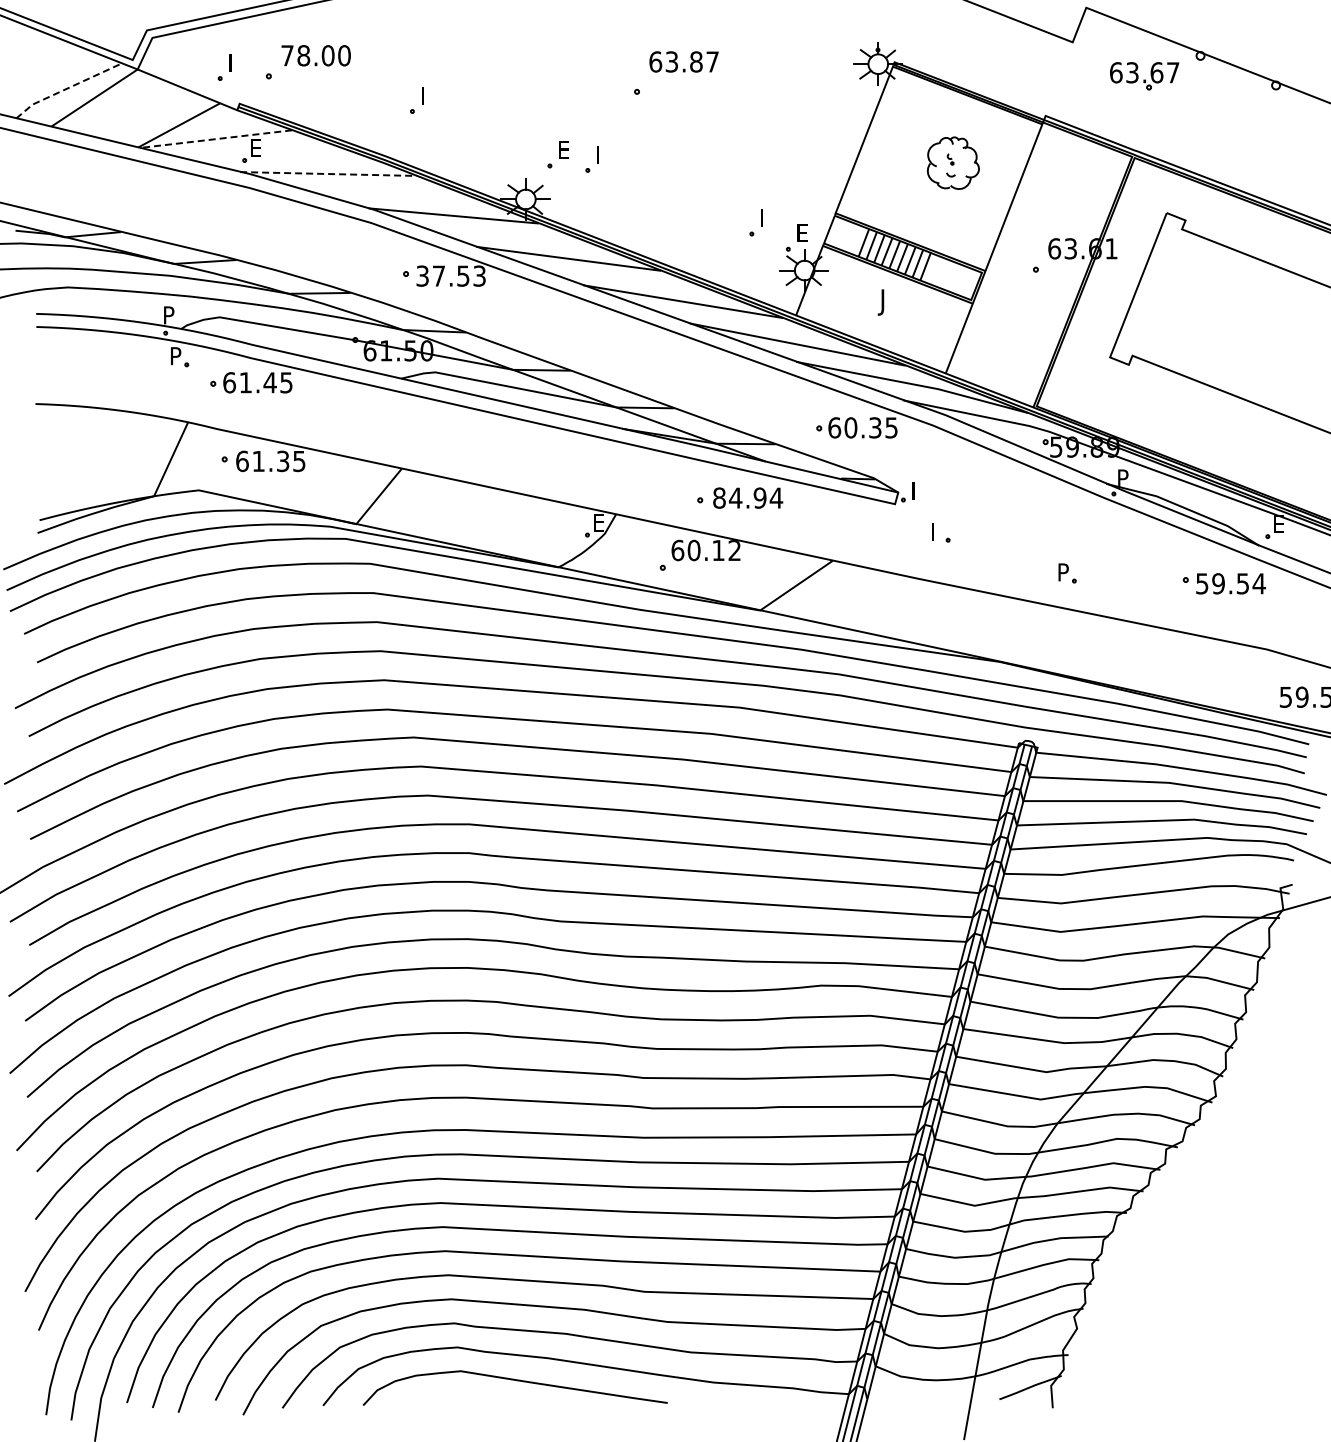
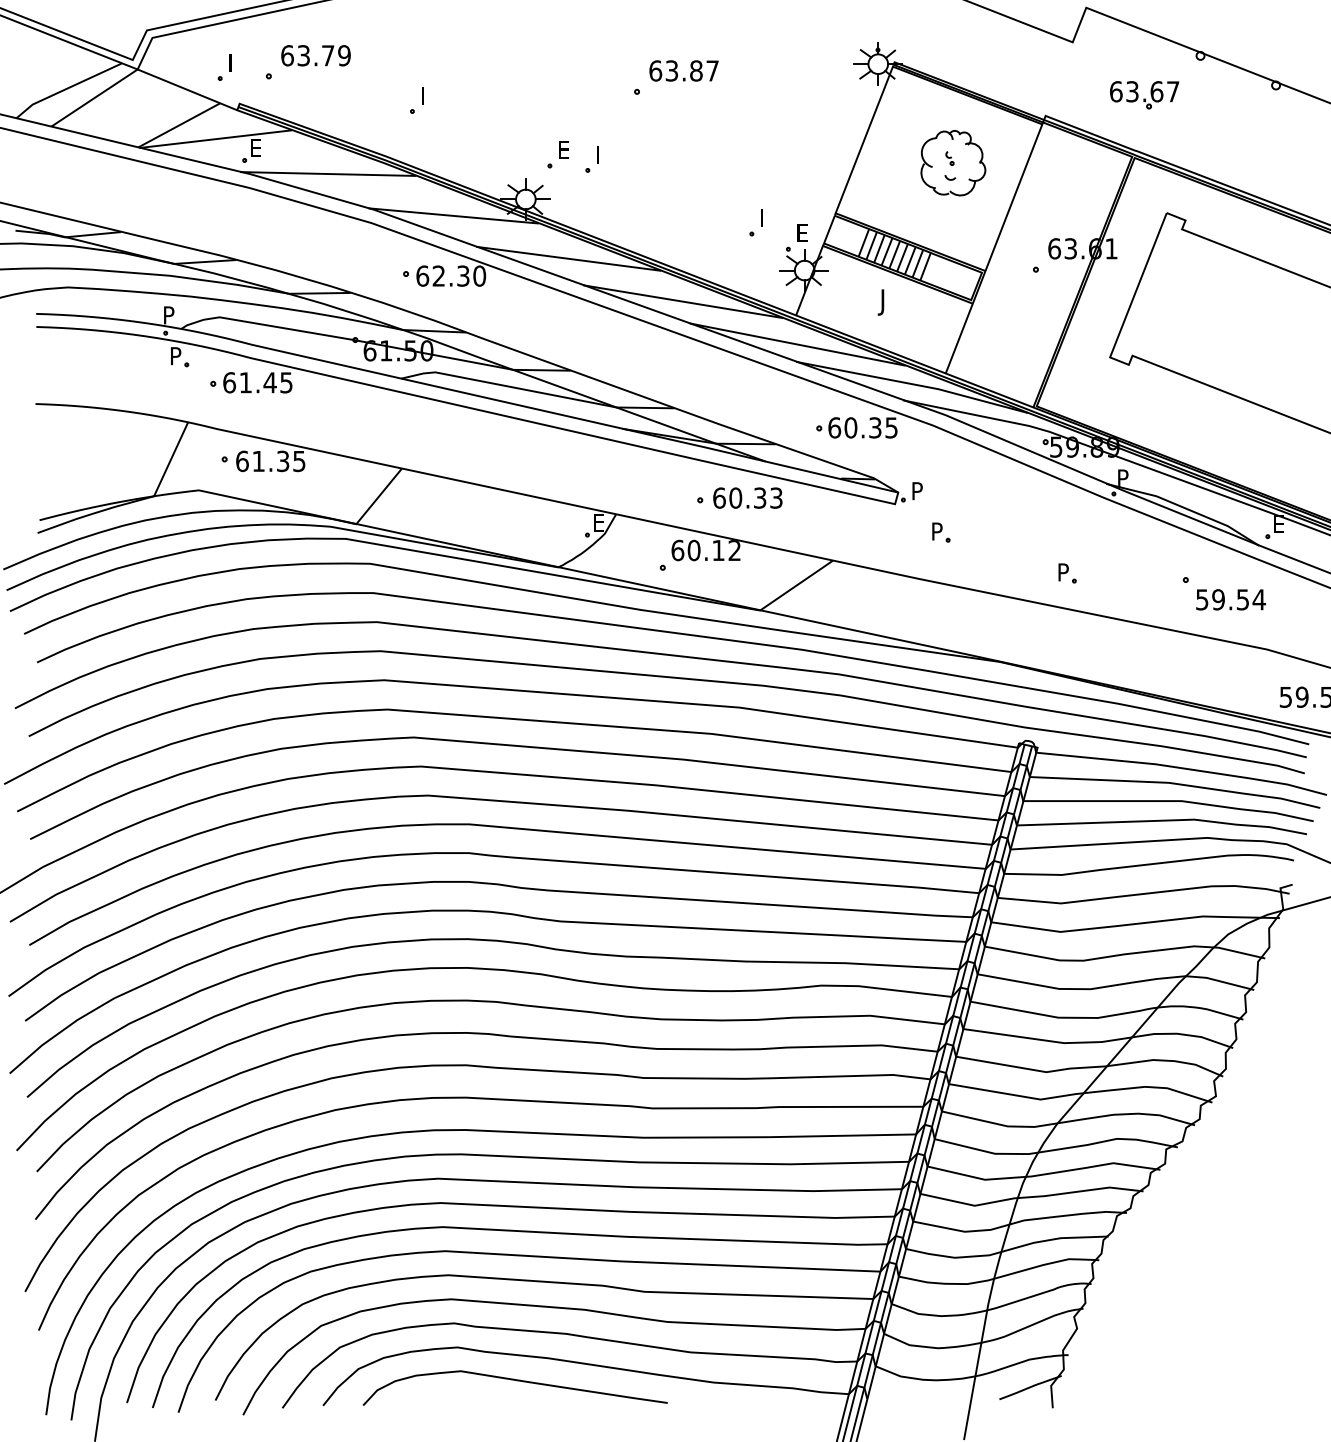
text: 78.00 -> 63.79 (315, 55)
text position: (683, 61) -> (683, 70) (683, 70)
part position: (1144, 76) -> (1144, 95) (1144, 95)
line: dashed -> solid (67, 88)
line: dashed -> solid (215, 139)
part size: 54x54 px -> 67x67 px (953, 163)
line: dashed -> solid (328, 174)
text: 37.53 -> 62.30 (451, 275)
text: I -> P (917, 491)
text: 84.94 -> 60.33 (748, 497)
text: I -> P (937, 531)
text position: (1230, 583) -> (1230, 599) (1230, 599)
